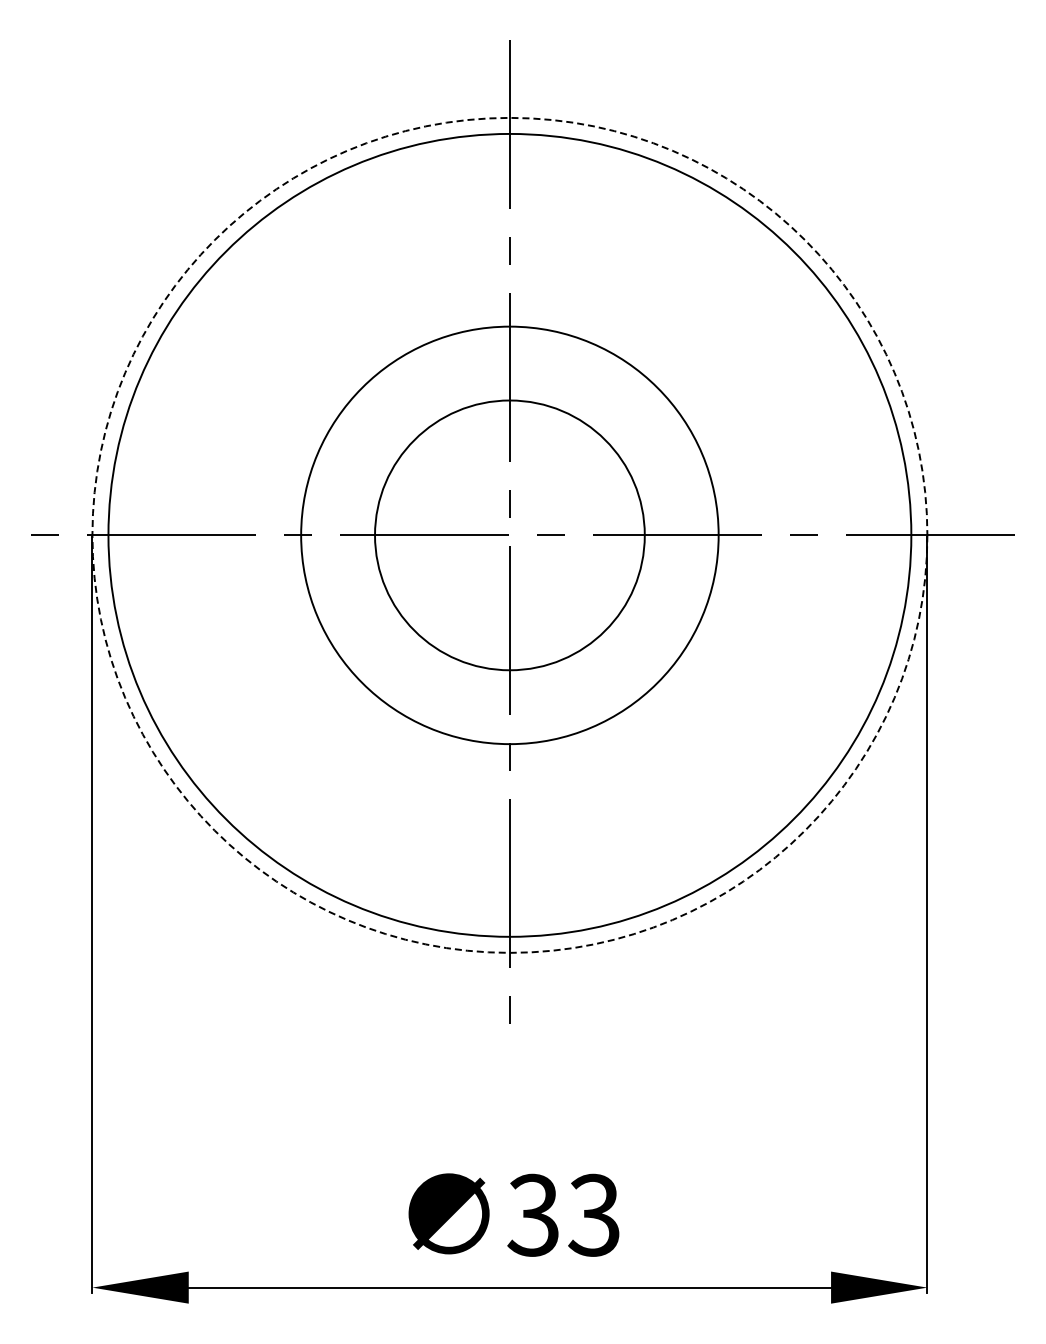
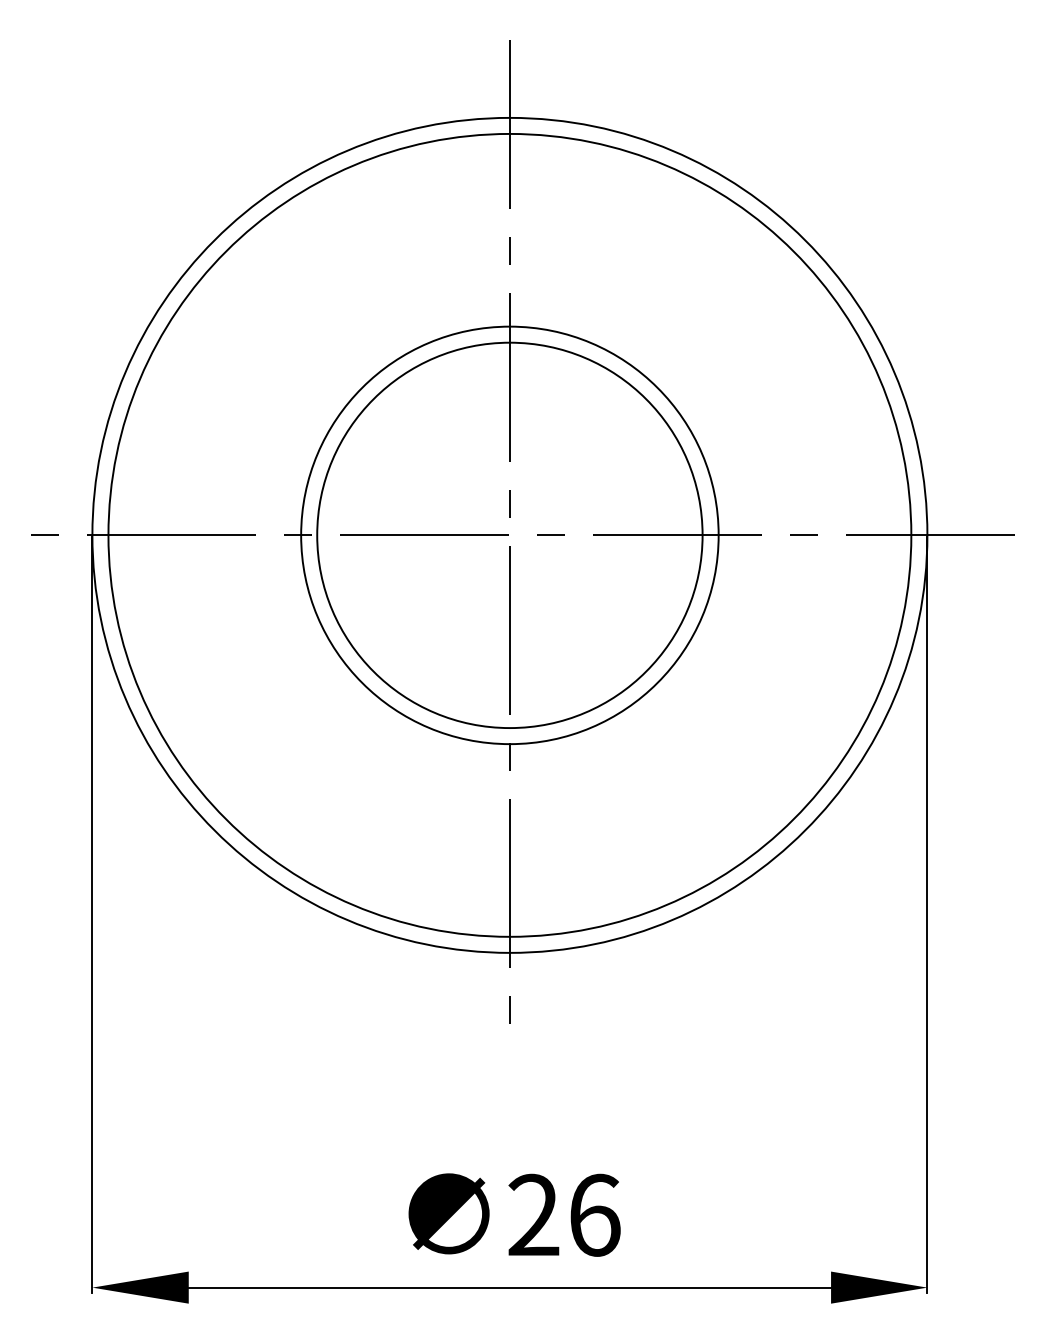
circle: dashed -> solid (509, 534)
circle diameter: 270 px -> 385 px (509, 535)
text: 33 -> 26 (563, 1214)
